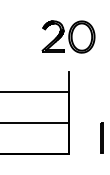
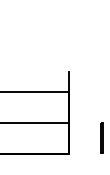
part: present -> none (68, 36)
